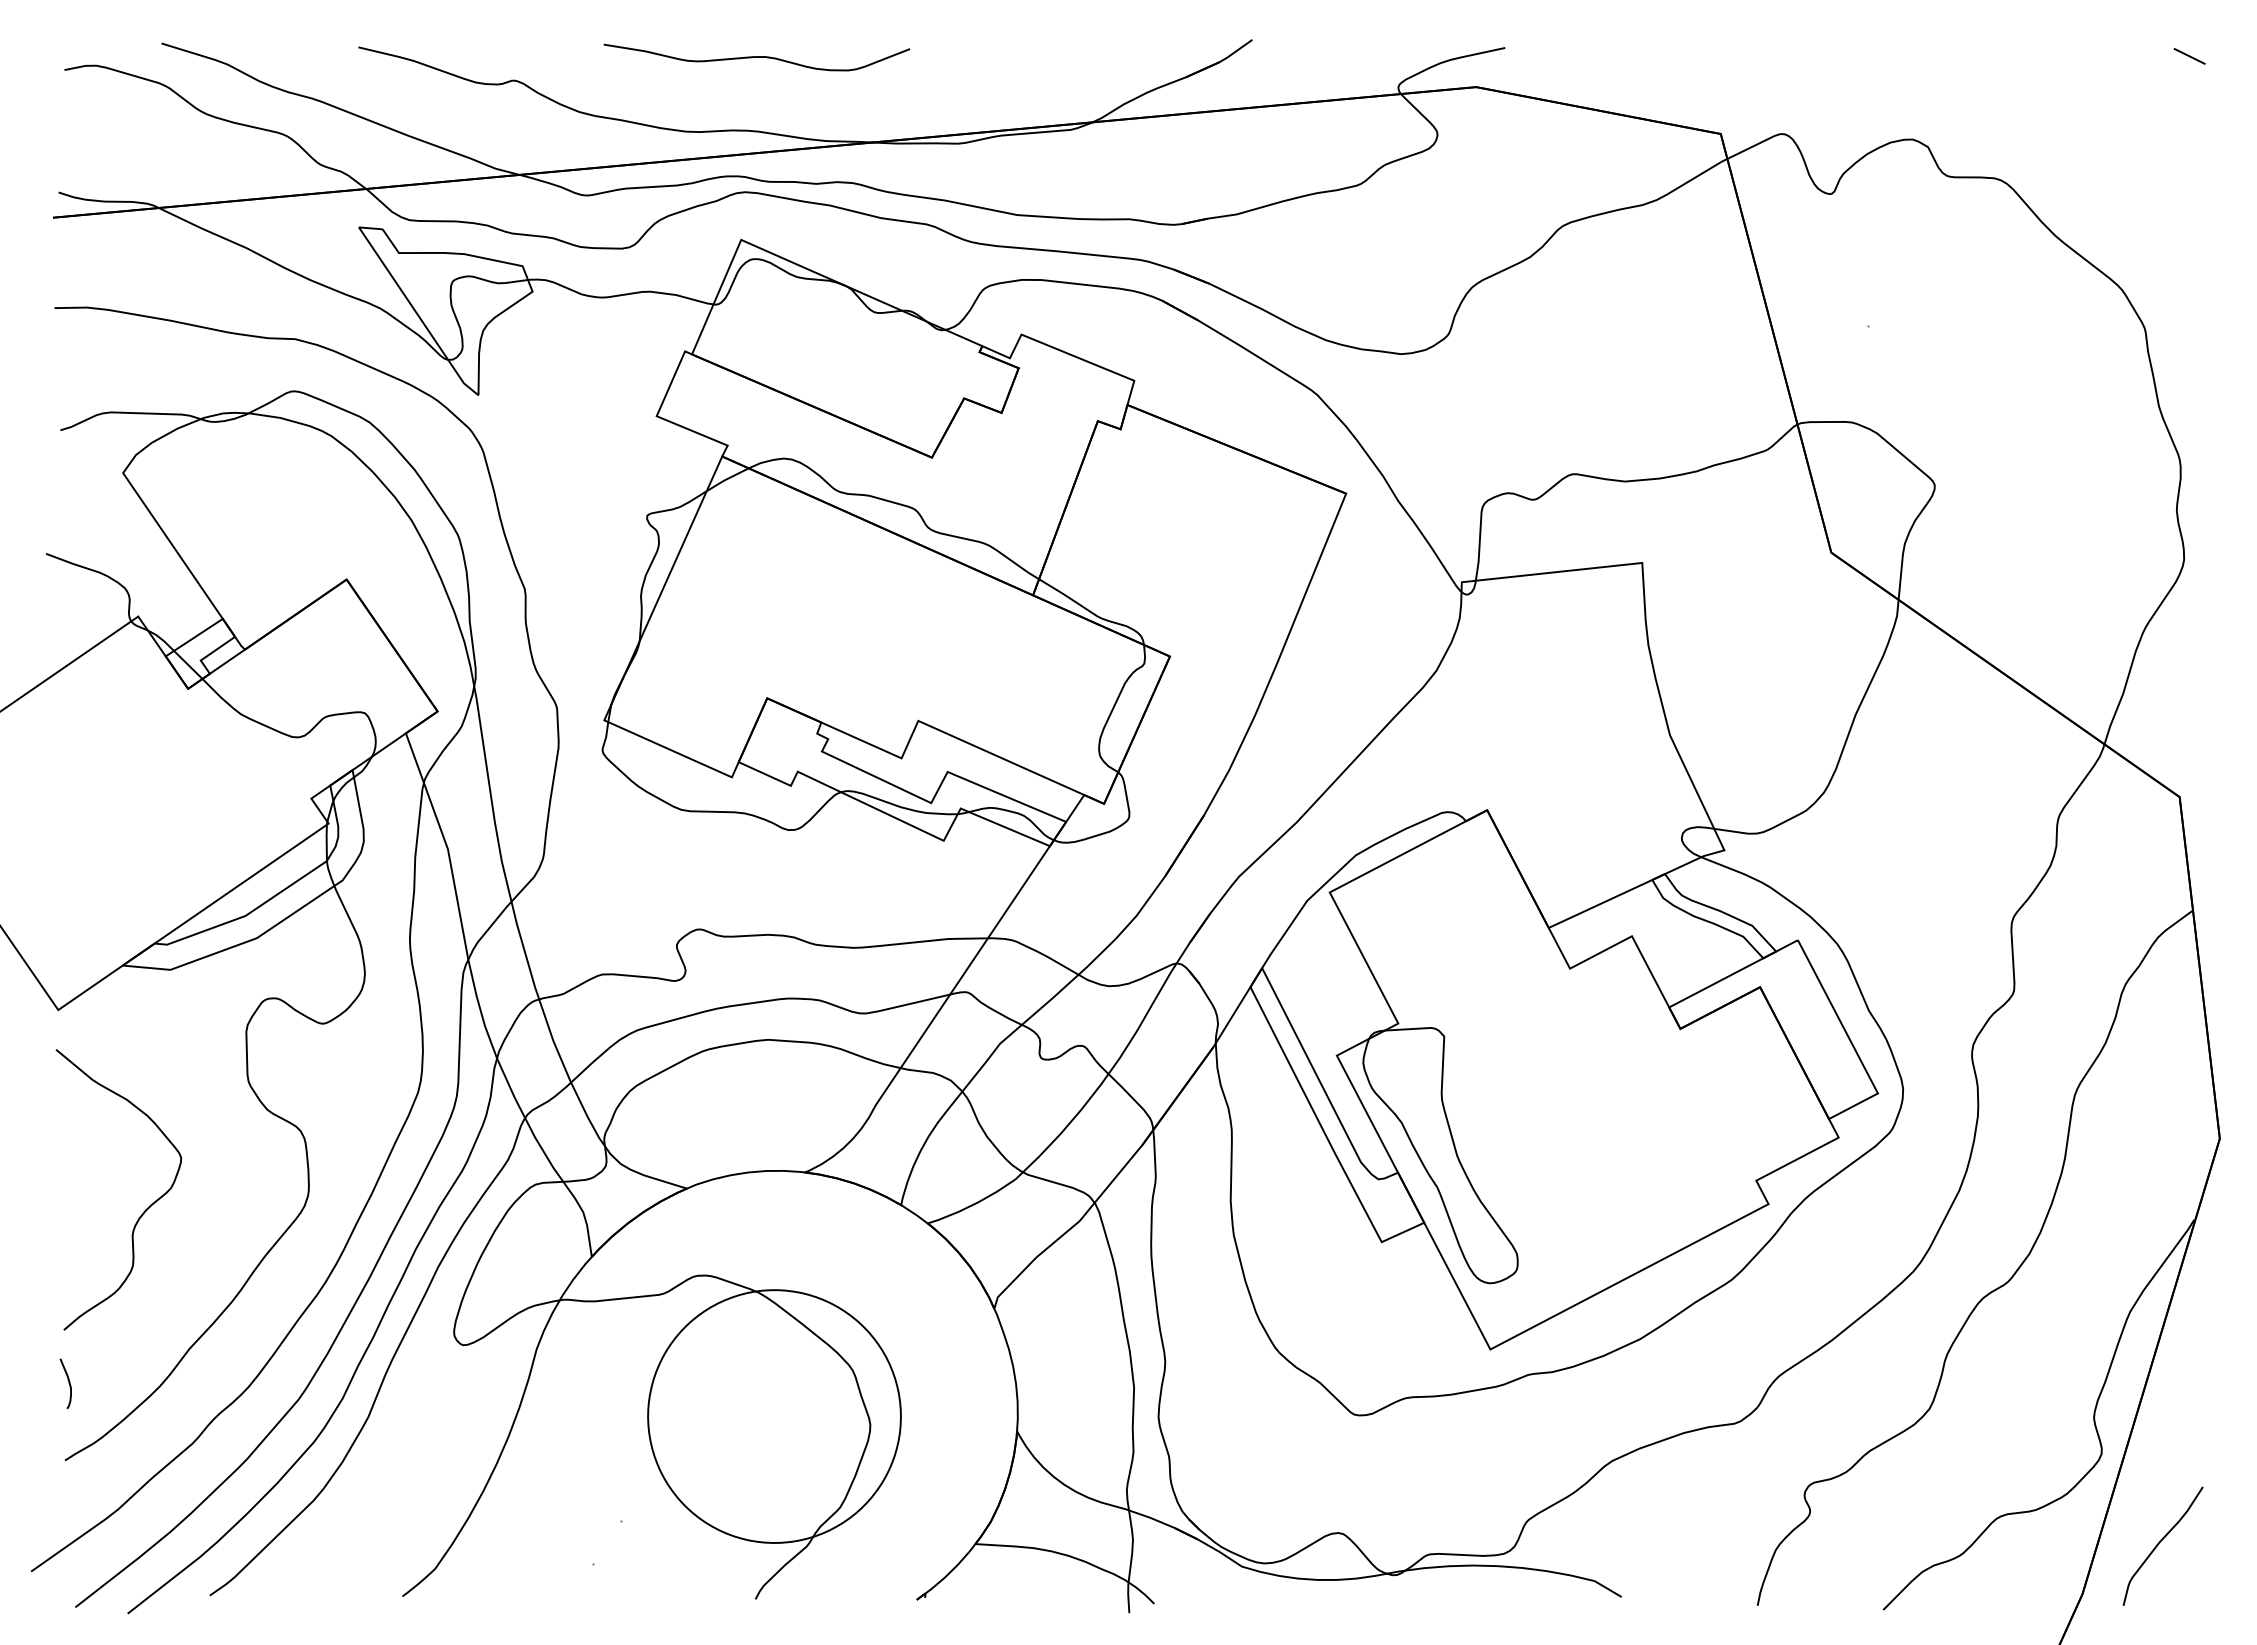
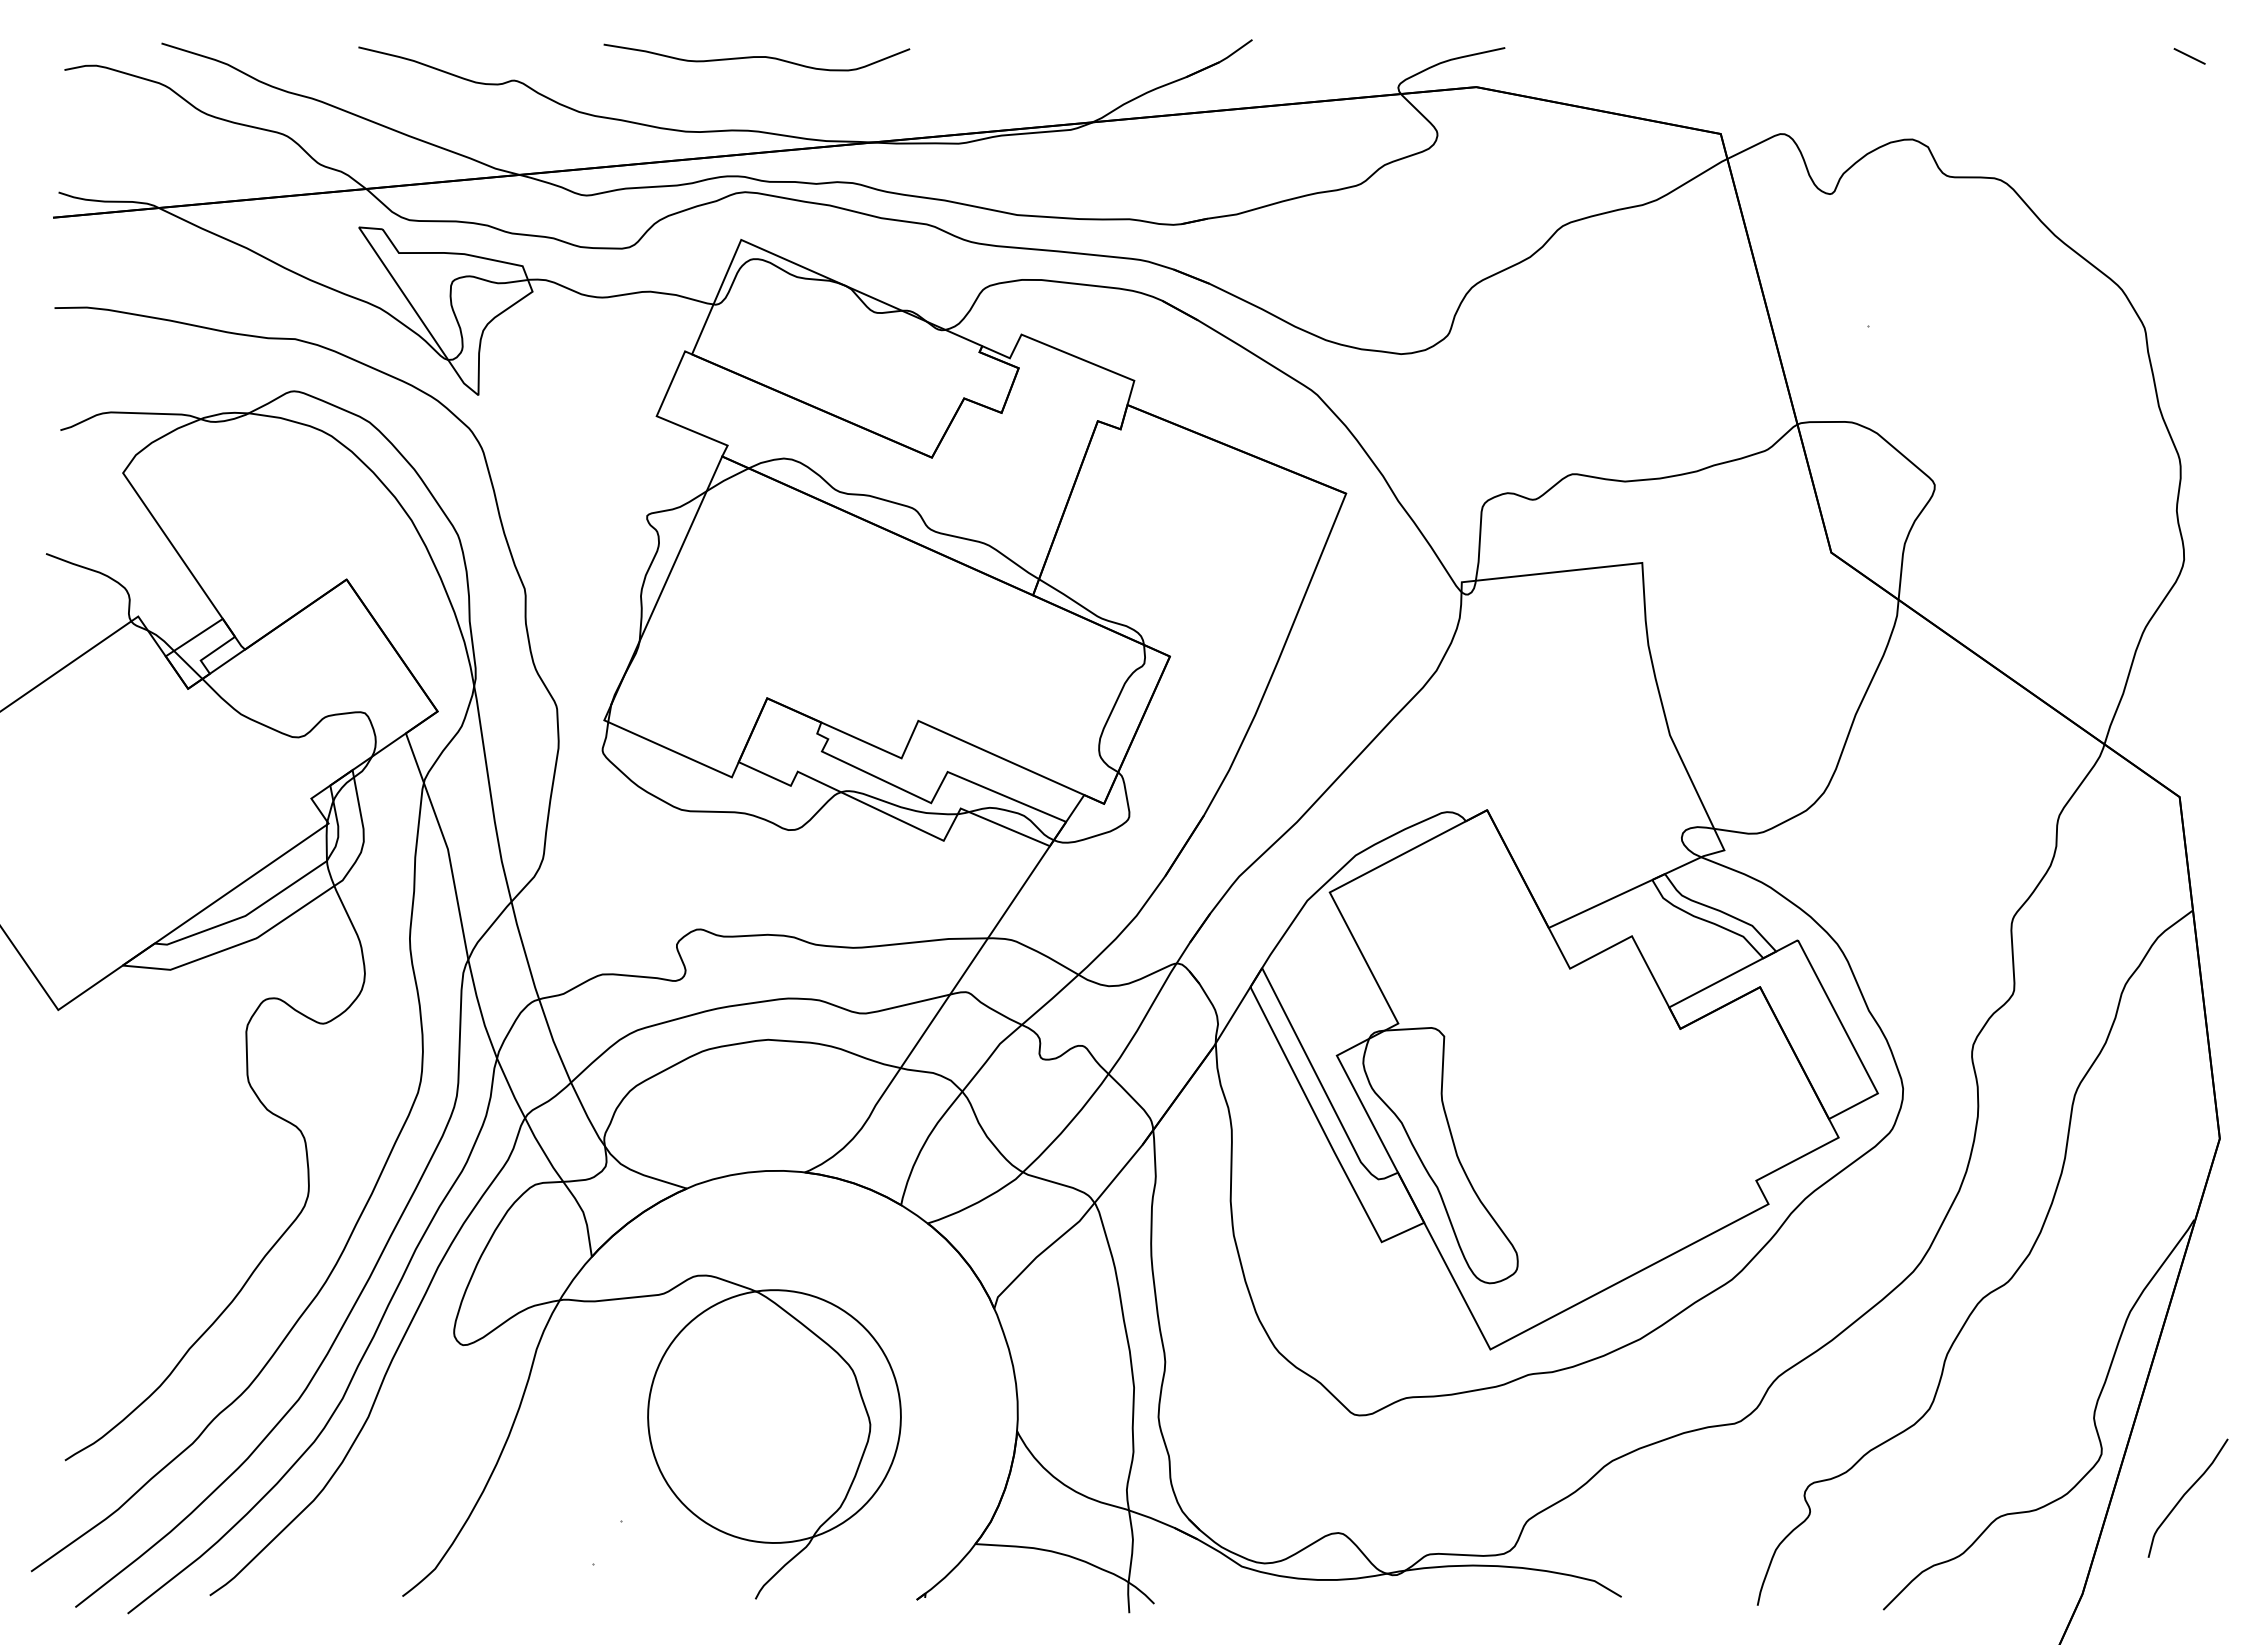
curve: present -> none (143, 1211)
curve: present -> none (68, 1383)
curve position: (2159, 1544) -> (2184, 1496) (2184, 1496)
